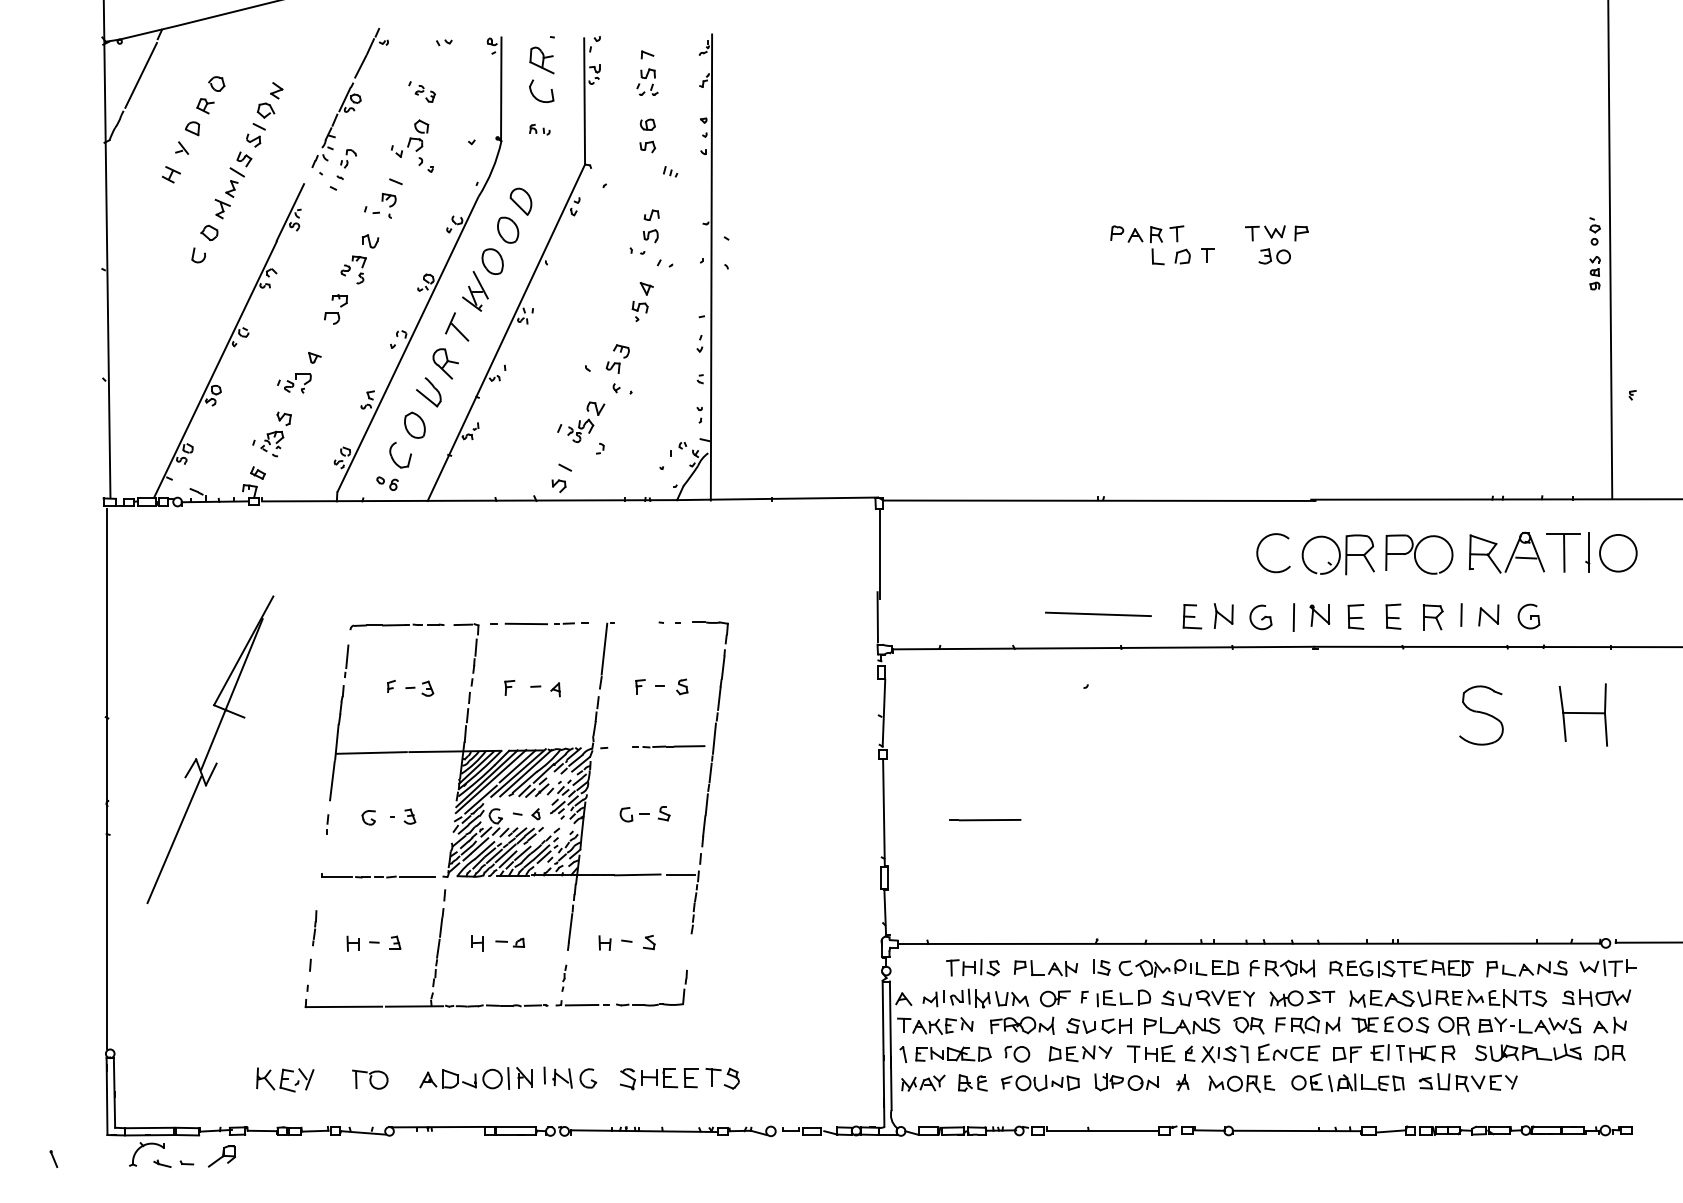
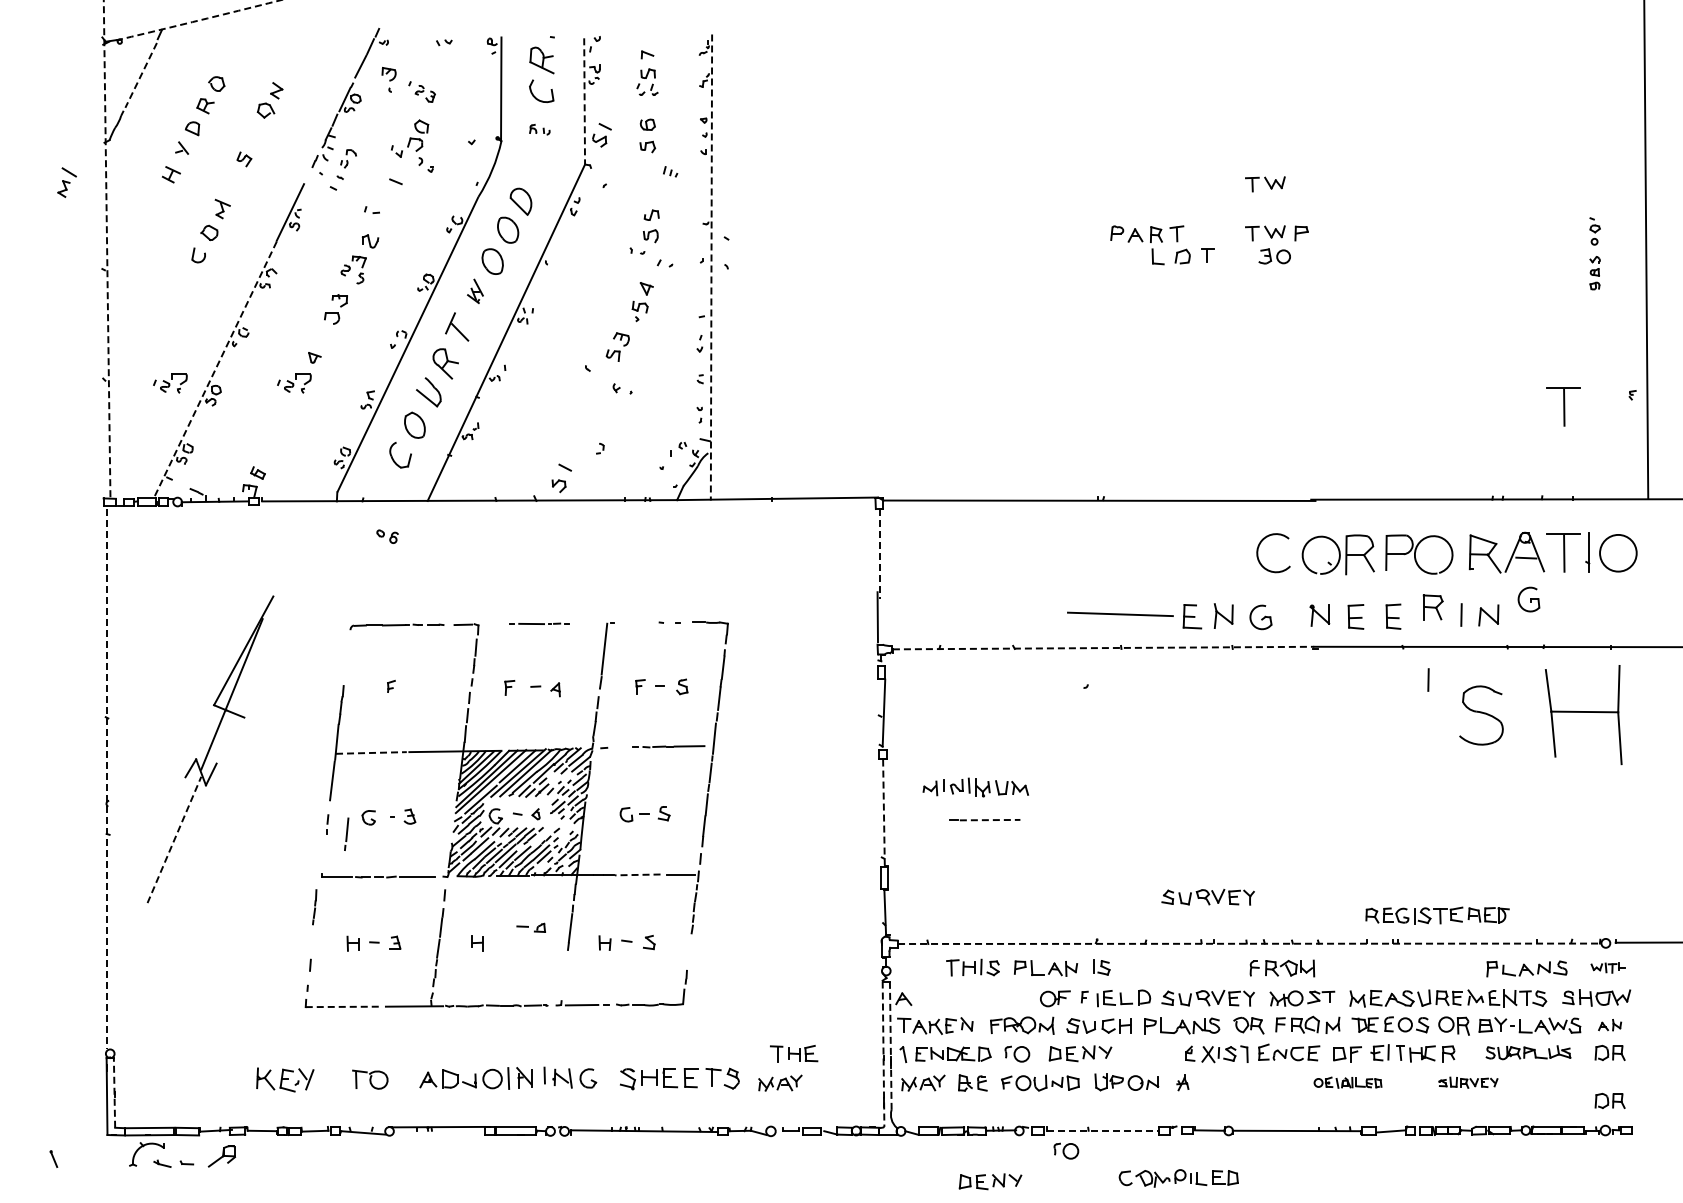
arc: solid -> dashed (198, 20)
line: solid -> dashed (140, 75)
line: solid -> dashed (584, 101)
part position: (255, 135) -> (601, 135) (601, 135)
part position: (234, 182) -> (66, 182) (66, 182)
part: none -> present (1265, 184)
part position: (388, 205) -> (388, 79) (388, 79)
line: solid -> dashed (107, 249)
line position: (1610, 250) -> (1646, 250) (1646, 250)
line: solid -> dashed (711, 268)
part size: 27x41 px -> 17x26 px (475, 290)
part position: (617, 358) -> (617, 346) (617, 346)
line: solid -> dashed (215, 370)
part: none -> present (170, 383)
part: none -> present (1563, 406)
part: present -> none (581, 421)
part: present -> none (271, 434)
part position: (387, 483) -> (387, 536) (387, 536)
line: solid -> dashed (879, 554)
line position: (1098, 613) -> (1120, 613) (1120, 613)
part position: (1528, 616) -> (1528, 599) (1528, 599)
line: present -> none (1293, 617)
part position: (1432, 617) -> (1432, 607) (1432, 607)
part size: 99x4 px -> 61x3 px (539, 623)
line: solid -> dashed (1103, 648)
line position: (346, 660) -> (346, 833) (346, 833)
line: none -> present (1428, 679)
part: present -> none (419, 688)
part size: 50x64 px -> 78x101 px (1583, 715)
line: solid -> dashed (371, 752)
line: solid -> dashed (106, 779)
line: solid -> dashed (883, 811)
line: solid -> dashed (990, 820)
line: solid -> dashed (174, 839)
line: solid -> dashed (637, 874)
part: none -> present (1207, 897)
line position: (314, 928) -> (314, 907) (314, 907)
part position: (509, 942) -> (530, 927) (530, 927)
line: solid -> dashed (1248, 943)
part size: 58x18 px -> 36x12 px (1607, 967)
part position: (1178, 968) -> (1178, 1178) (1178, 1178)
part position: (1401, 968) -> (1437, 915) (1437, 915)
part: present -> none (564, 977)
part position: (975, 998) -> (975, 787) (975, 787)
line: solid -> dashed (344, 1006)
part size: 34x18 px -> 25x13 px (1610, 1025)
line: solid -> dashed (890, 1045)
part size: 107x19 px -> 87x16 px (1528, 1052)
part position: (1151, 1053) -> (794, 1053) (794, 1053)
line: solid -> dashed (883, 1054)
part: none -> present (780, 1082)
part size: 114x20 px -> 70x13 px (1347, 1082)
part size: 99x20 px -> 61x13 px (1468, 1082)
part: present -> none (1241, 1083)
line: solid -> dashed (114, 1092)
part: none -> present (1609, 1100)
line: solid -> dashed (1102, 1130)
part: none -> present (1066, 1150)
part: none -> present (990, 1181)
